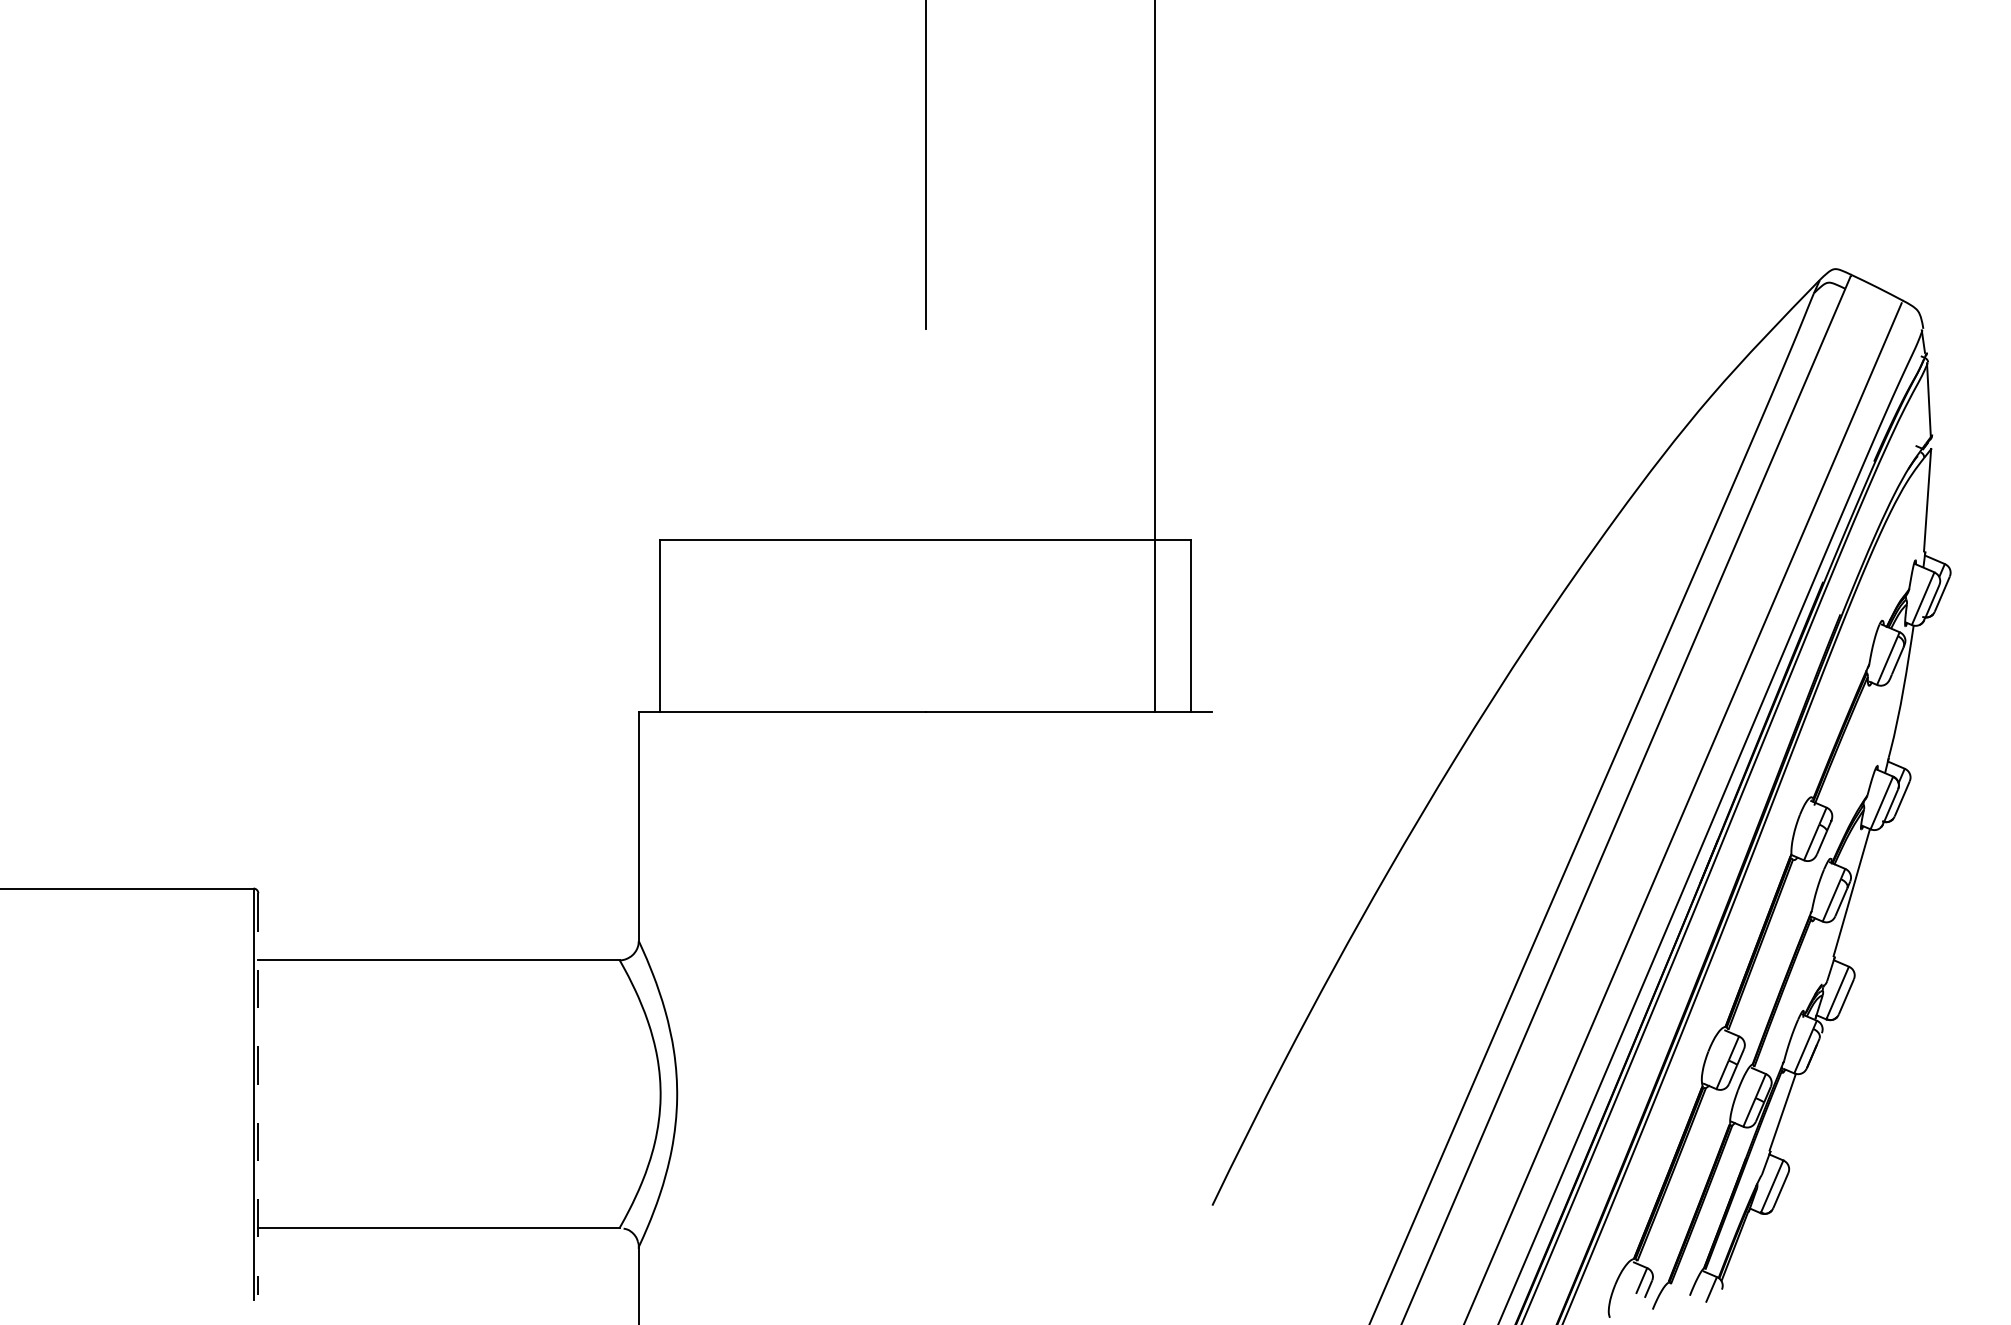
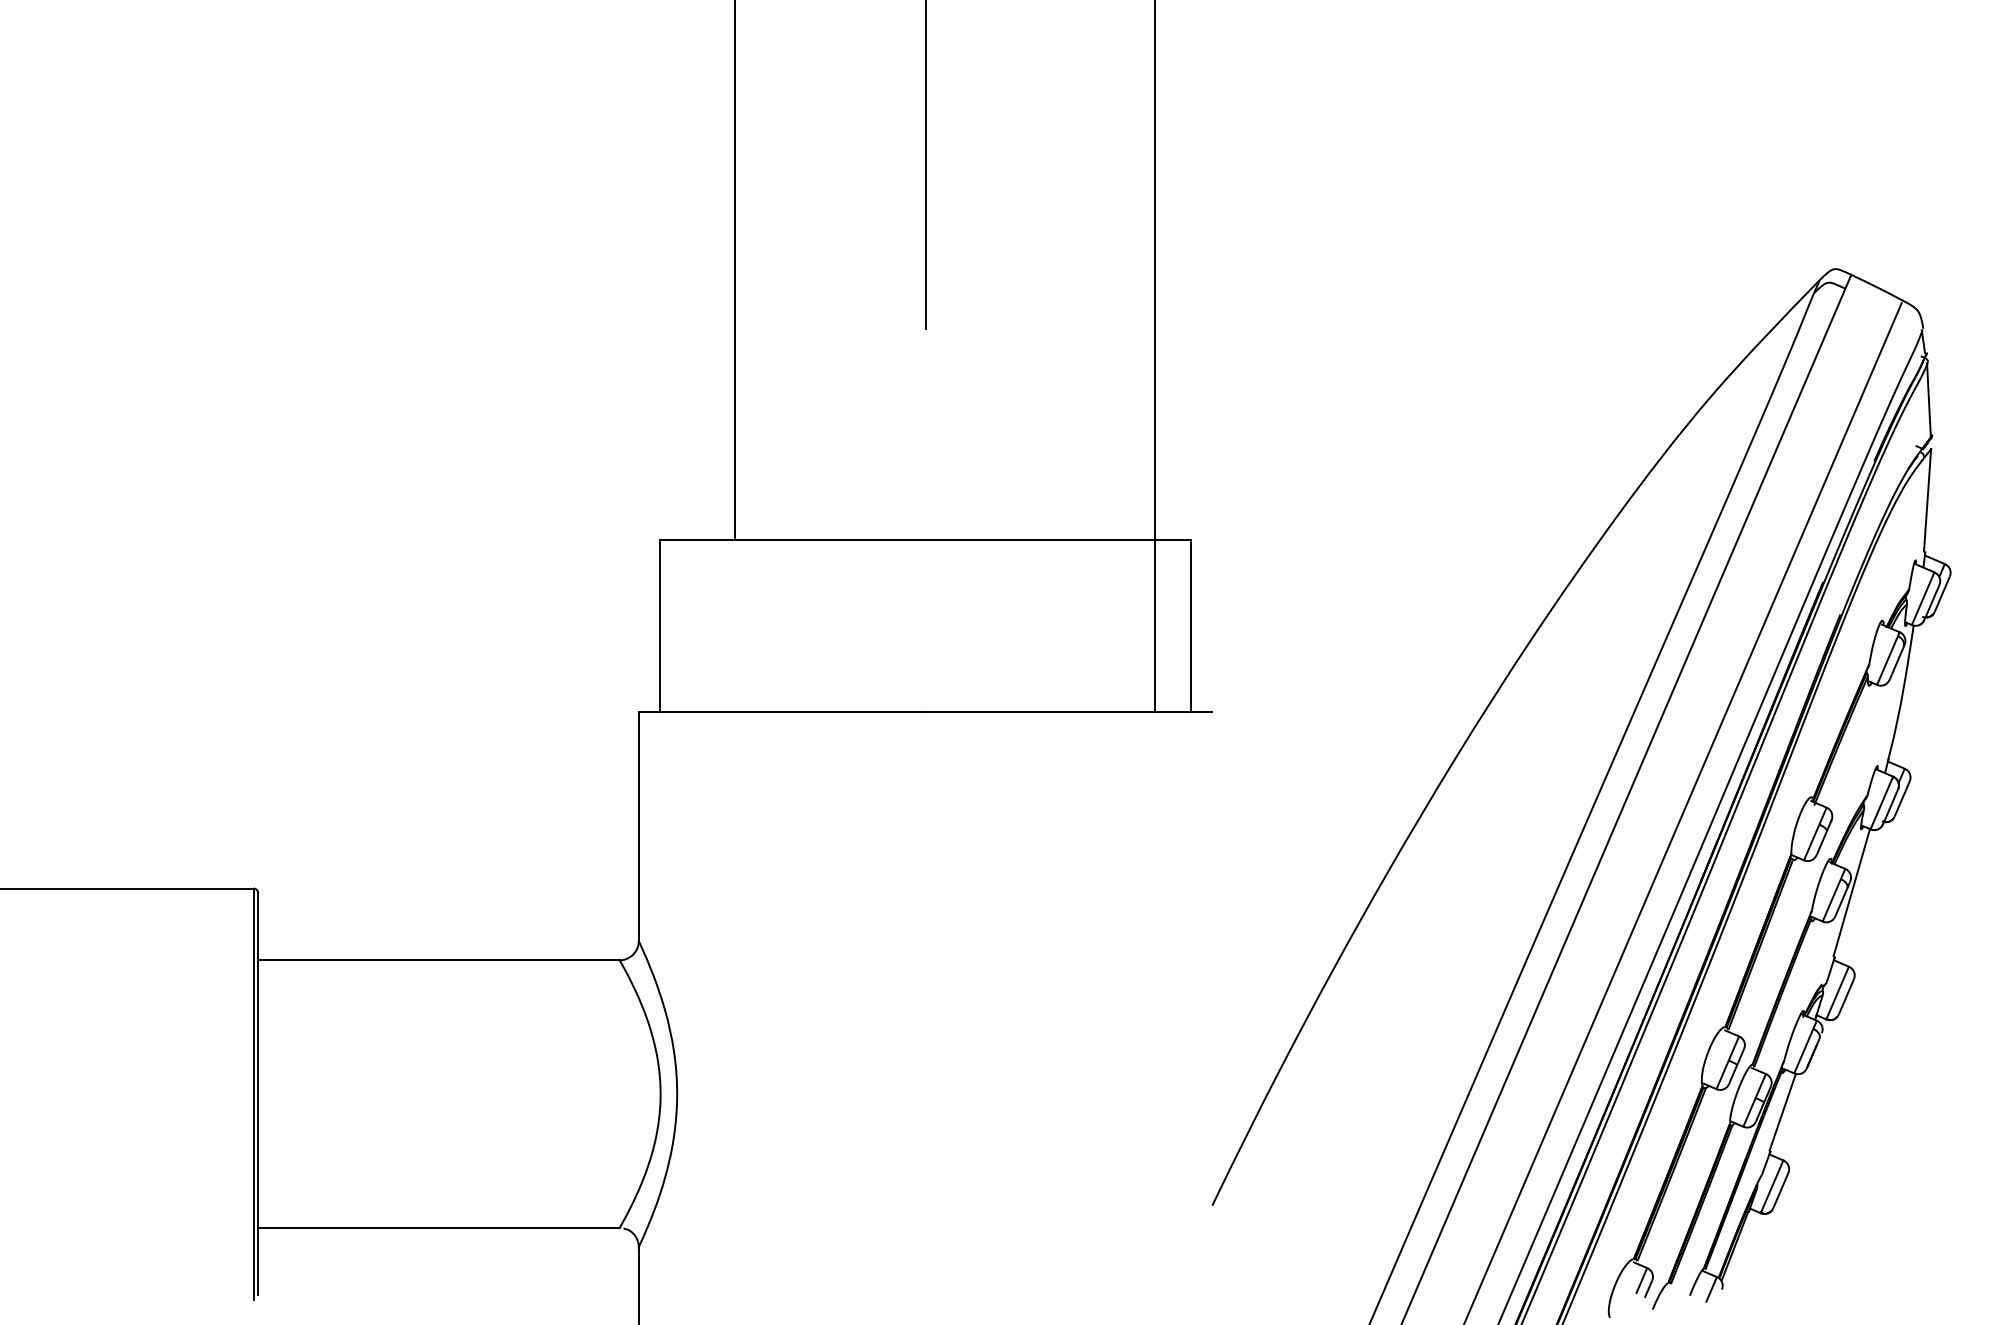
line: none -> present (734, 270)
line: dashed -> solid (258, 1094)
